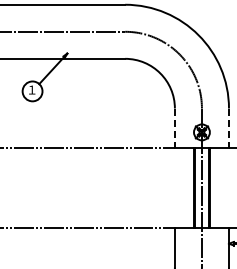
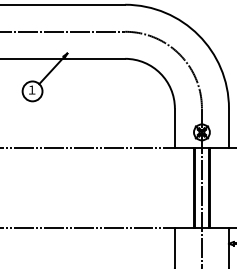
line: dashed -> solid (174, 128)
line: dashed -> solid (228, 128)
